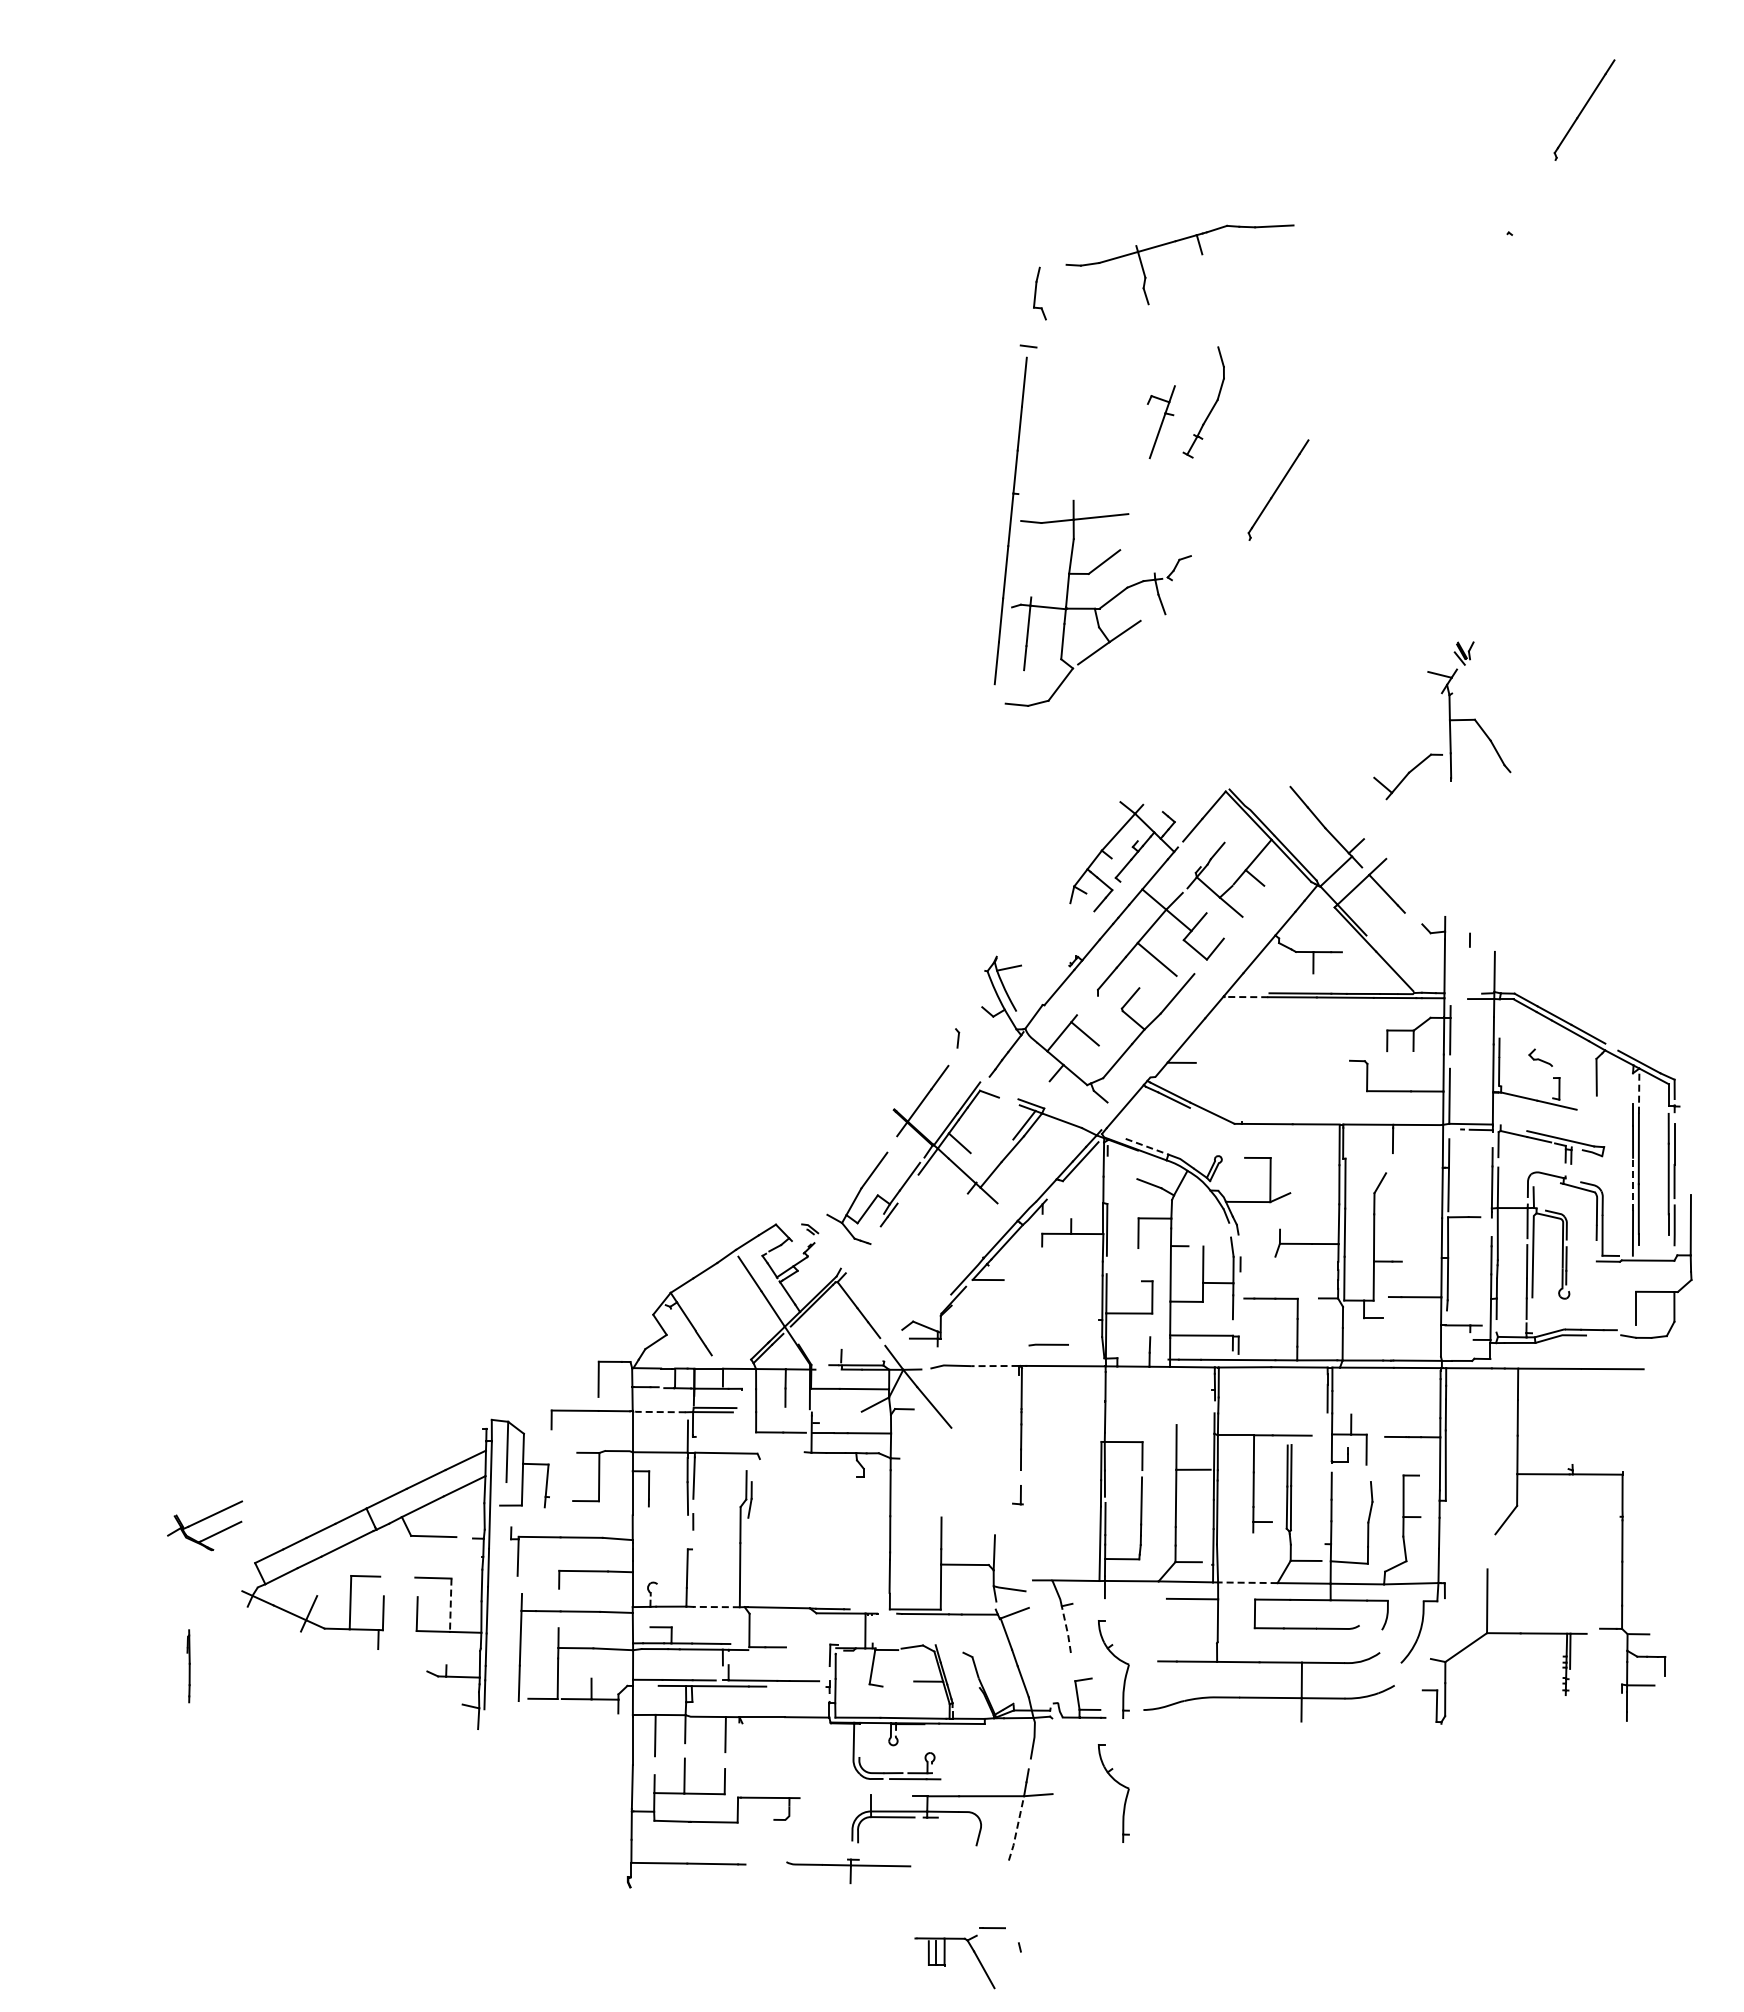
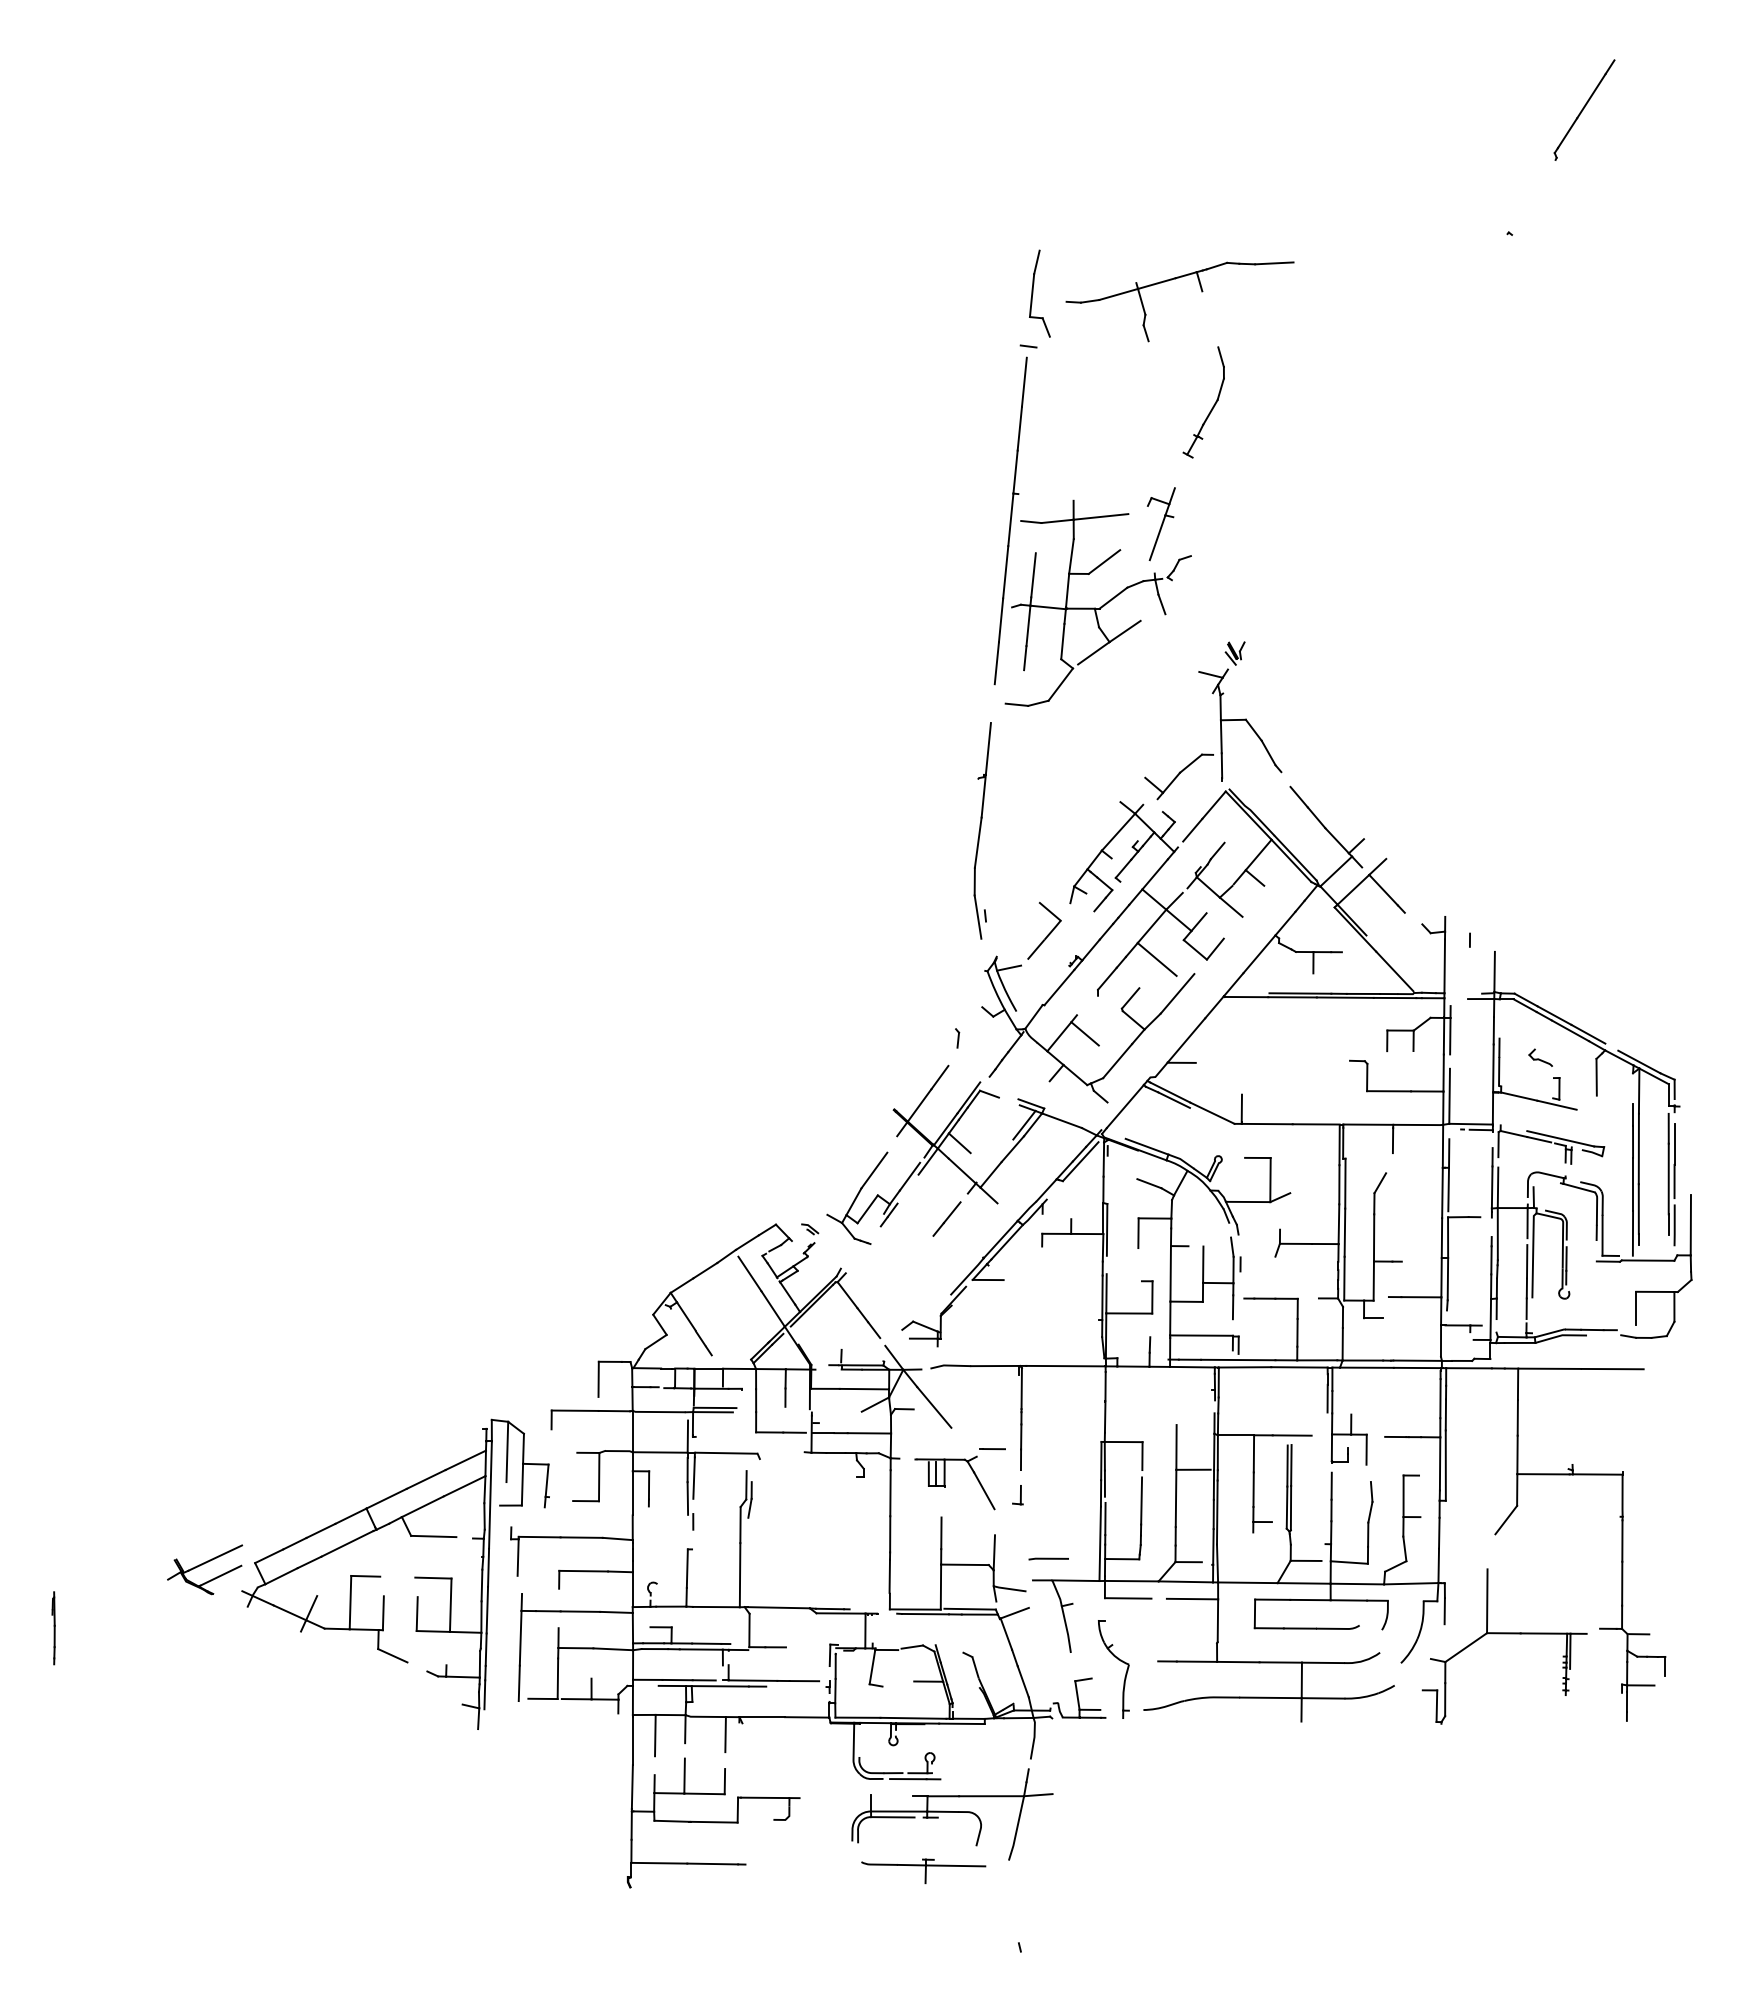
part position: (1172, 243) -> (1172, 280) (1172, 280)
part size: 14x55 px -> 22x89 px (1039, 293)
part position: (1161, 422) -> (1161, 524) (1161, 524)
part: present -> none (1278, 489)
line: none -> present (1033, 575)
part position: (1448, 719) -> (1219, 719) (1219, 719)
part: none -> present (982, 830)
part: none -> present (1044, 930)
line: dashed -> solid (1246, 997)
line: dashed -> solid (1639, 1091)
line: none -> present (1241, 1107)
line: dashed -> solid (1147, 1146)
line: dashed -> solid (1633, 1184)
line: none -> present (946, 1218)
line position: (1048, 1344) -> (1048, 1558) (1048, 1558)
line: dashed -> solid (994, 1366)
line: dashed -> solid (658, 1412)
part position: (205, 1525) -> (205, 1569) (205, 1569)
line: dashed -> solid (1247, 1582)
line: none -> present (1127, 1598)
line: dashed -> solid (450, 1605)
line: dashed -> solid (715, 1607)
line: none -> present (969, 1608)
line: none -> present (1444, 1611)
line: dashed -> solid (1067, 1630)
line: none -> present (392, 1655)
line position: (188, 1666) -> (53, 1628) (53, 1628)
part: present -> none (1118, 1784)
line: dashed -> solid (1017, 1829)
part position: (848, 1871) -> (923, 1871) (923, 1871)
part position: (945, 1958) -> (945, 1479) (945, 1479)
